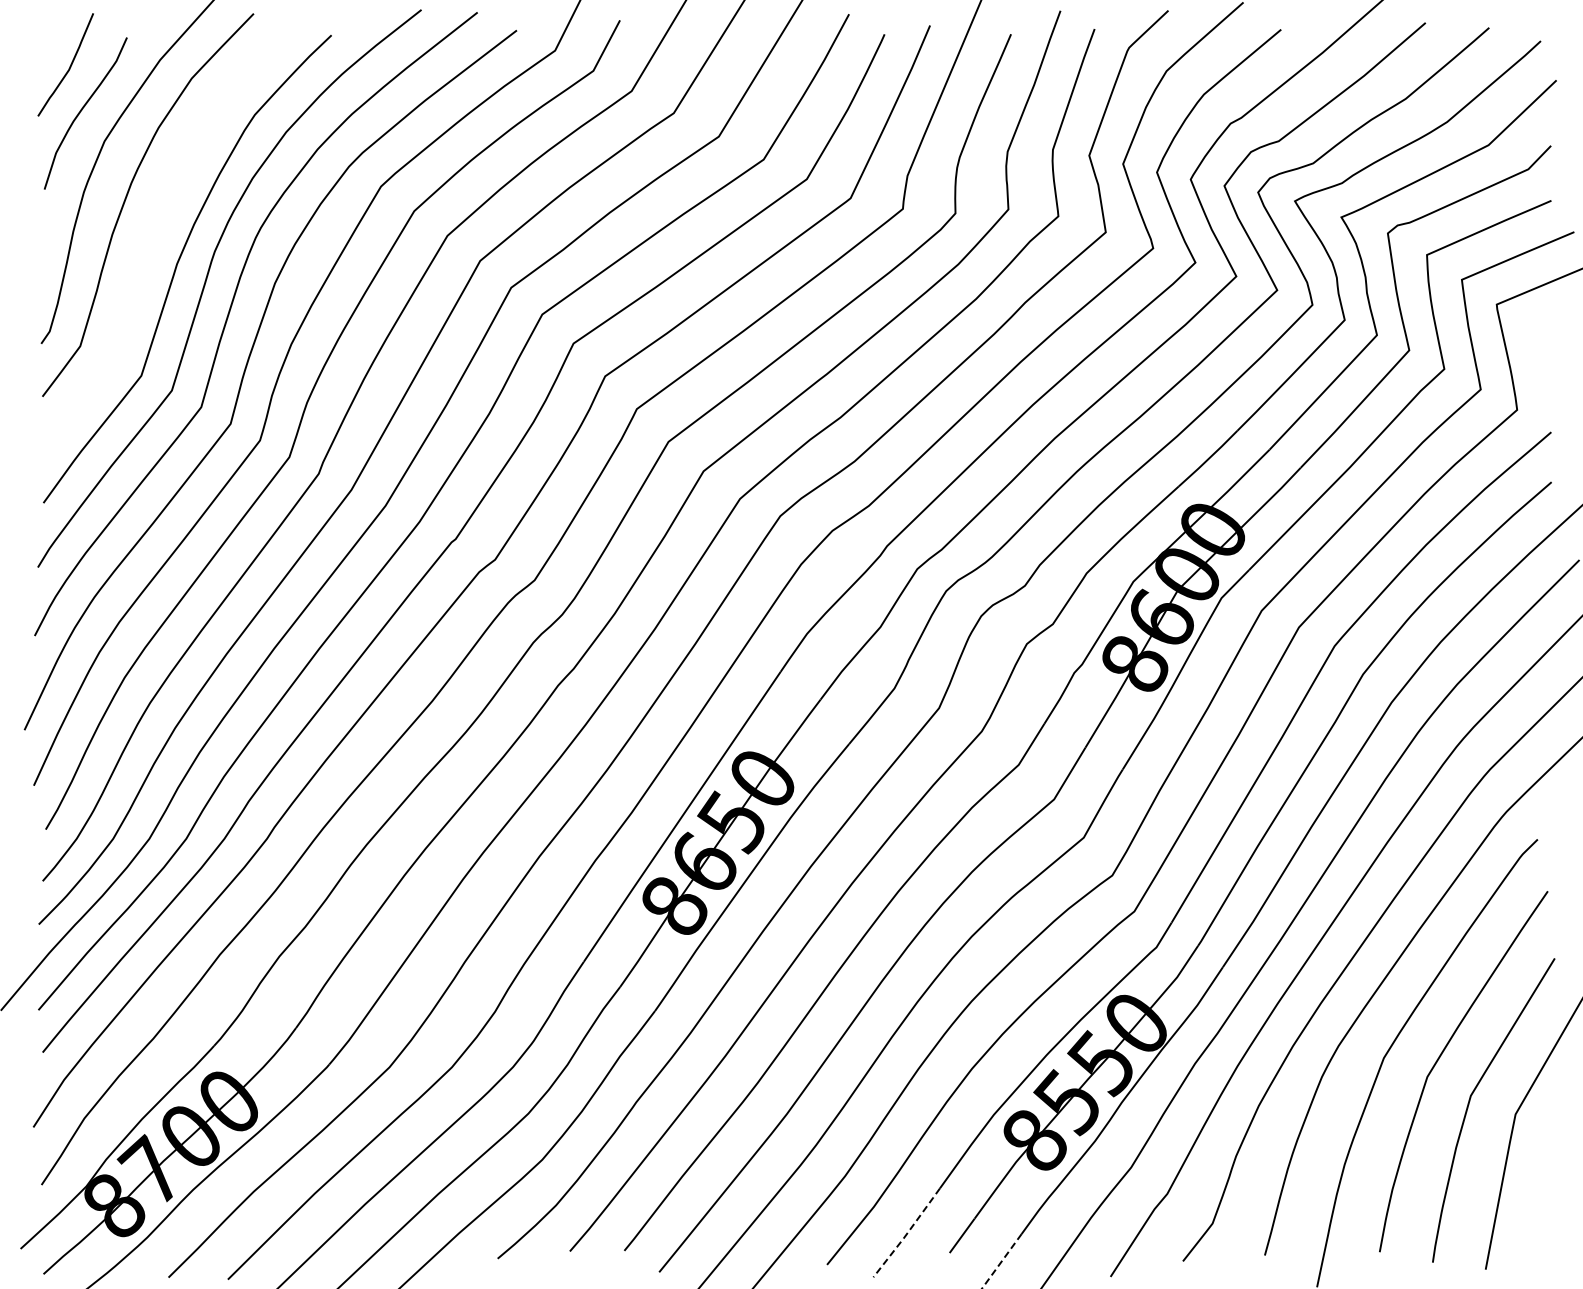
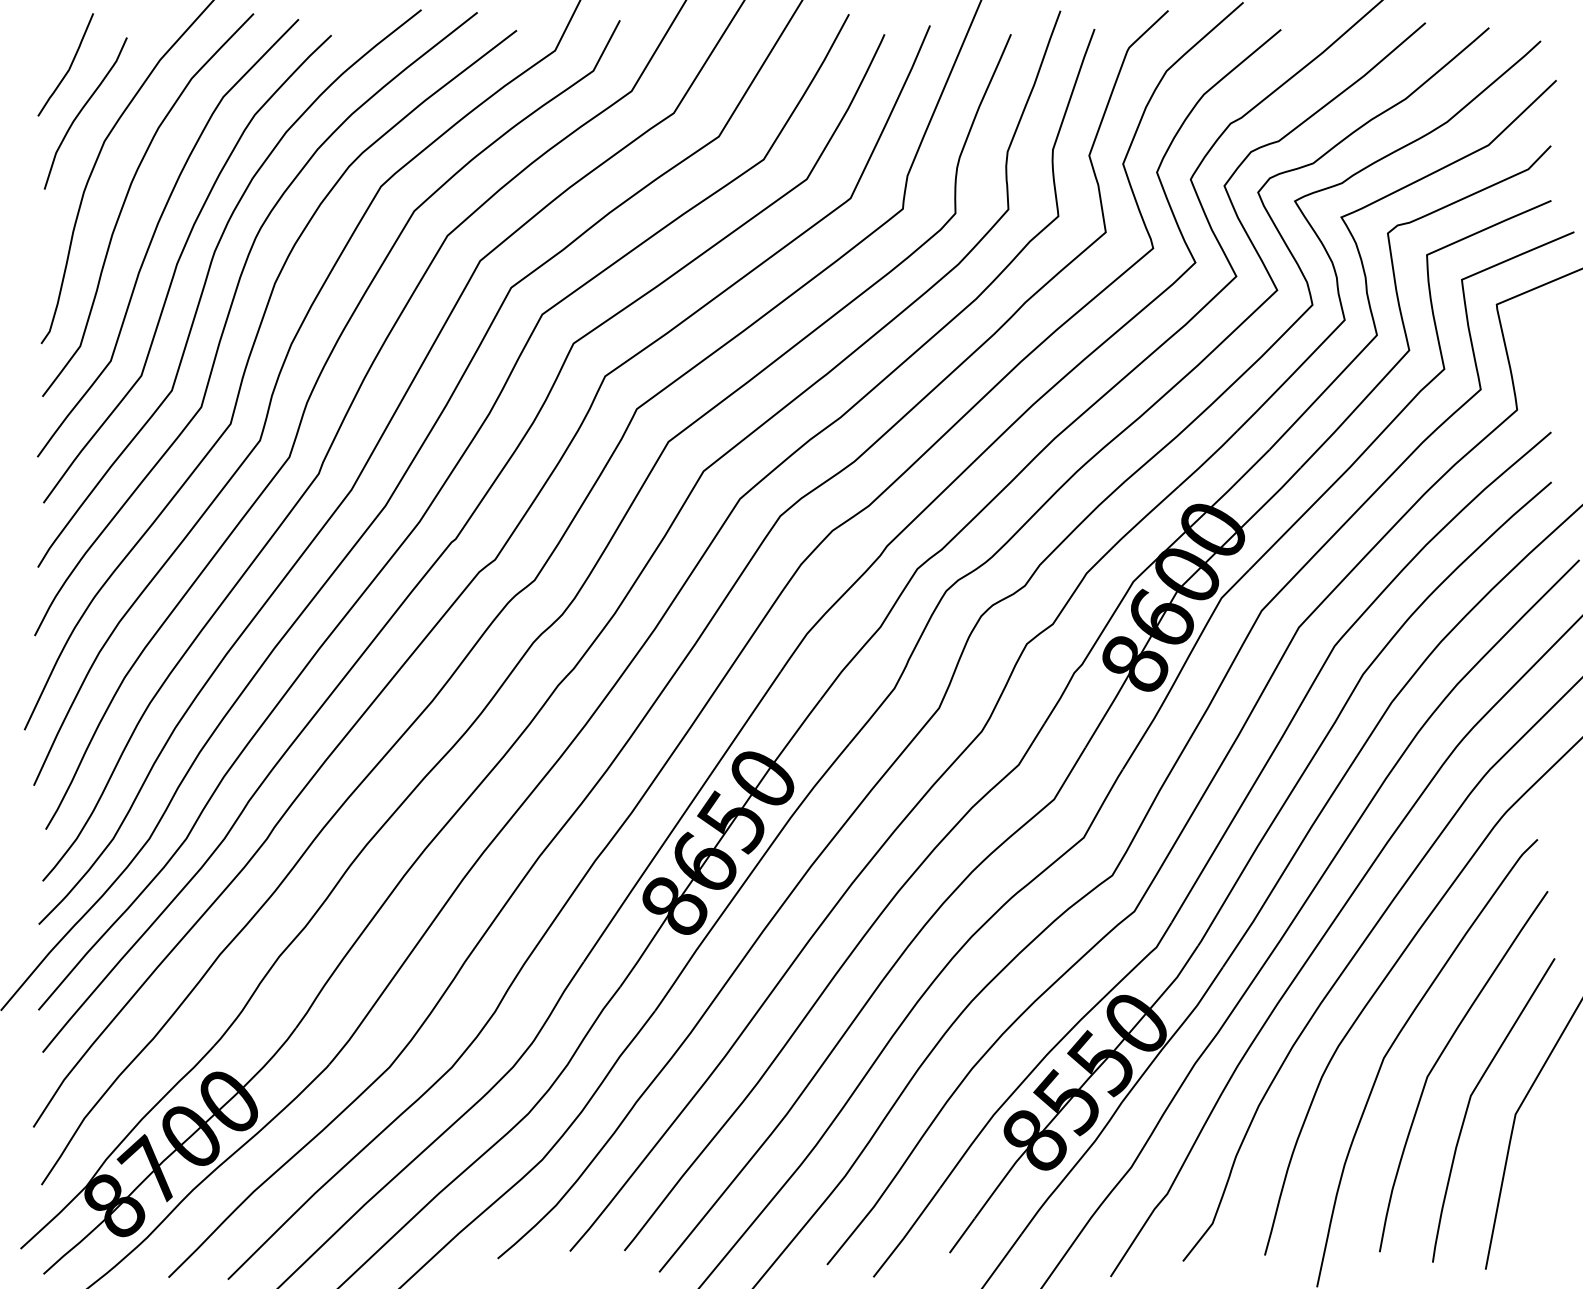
curve: none -> present (155, 233)
line: dashed -> solid (907, 1233)
line: dashed -> solid (1001, 1261)
